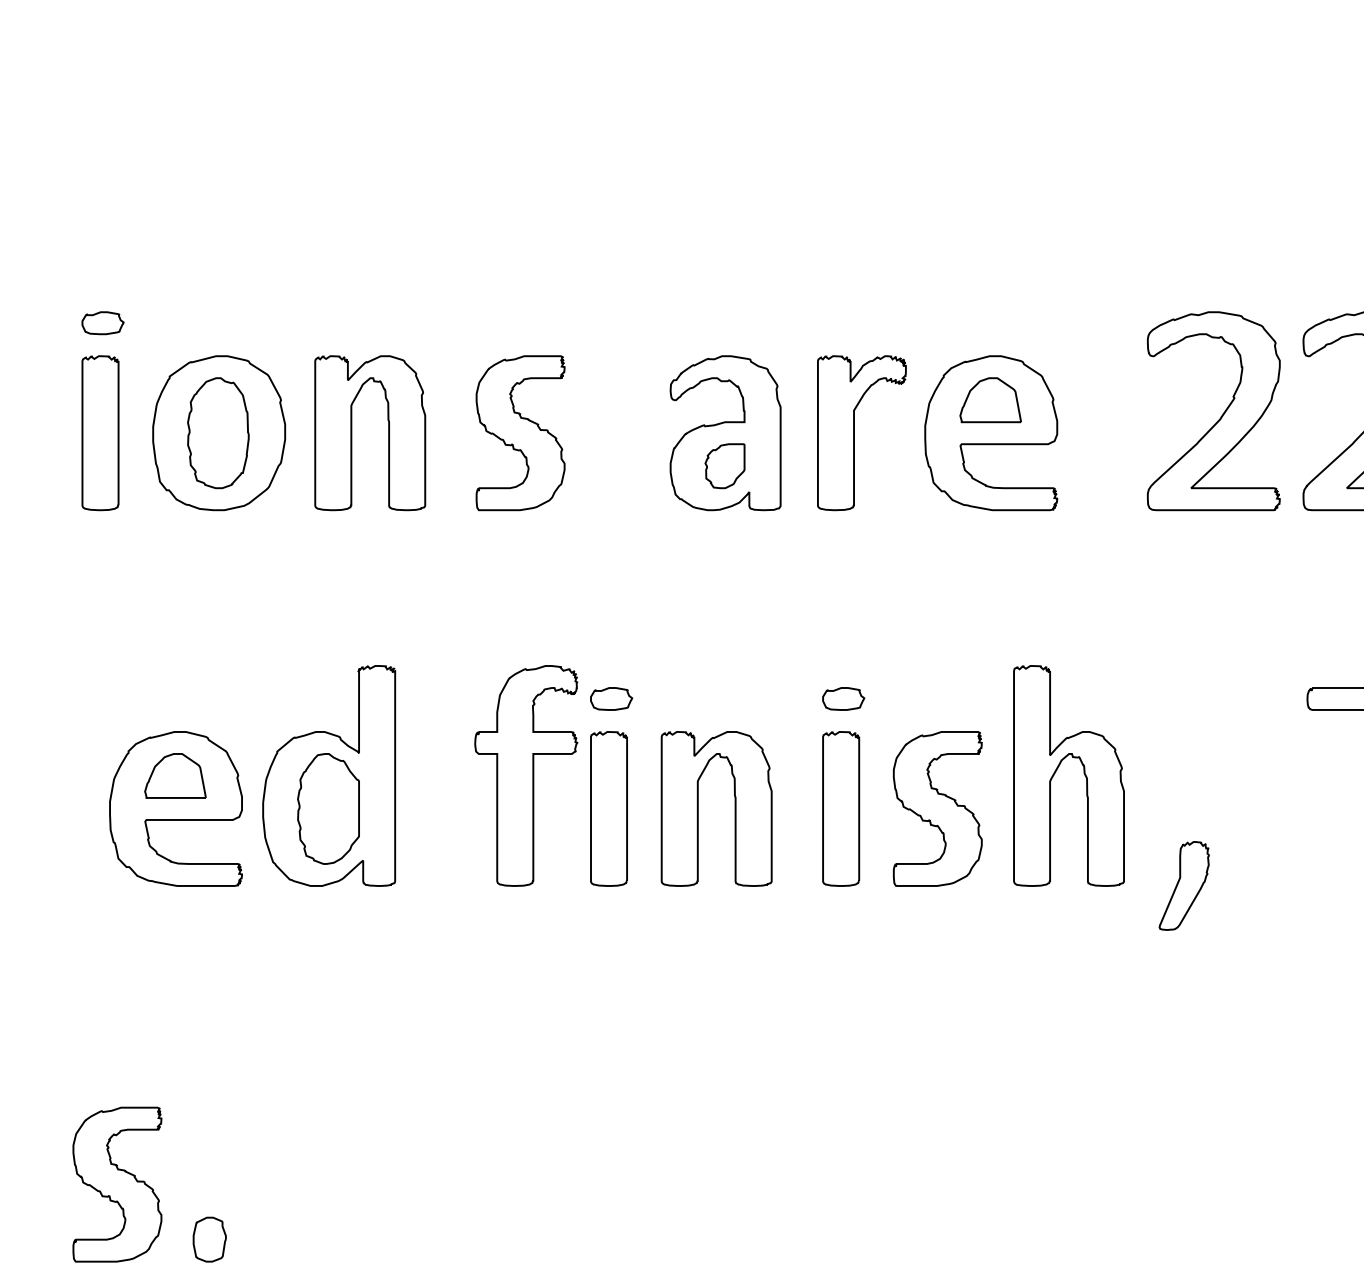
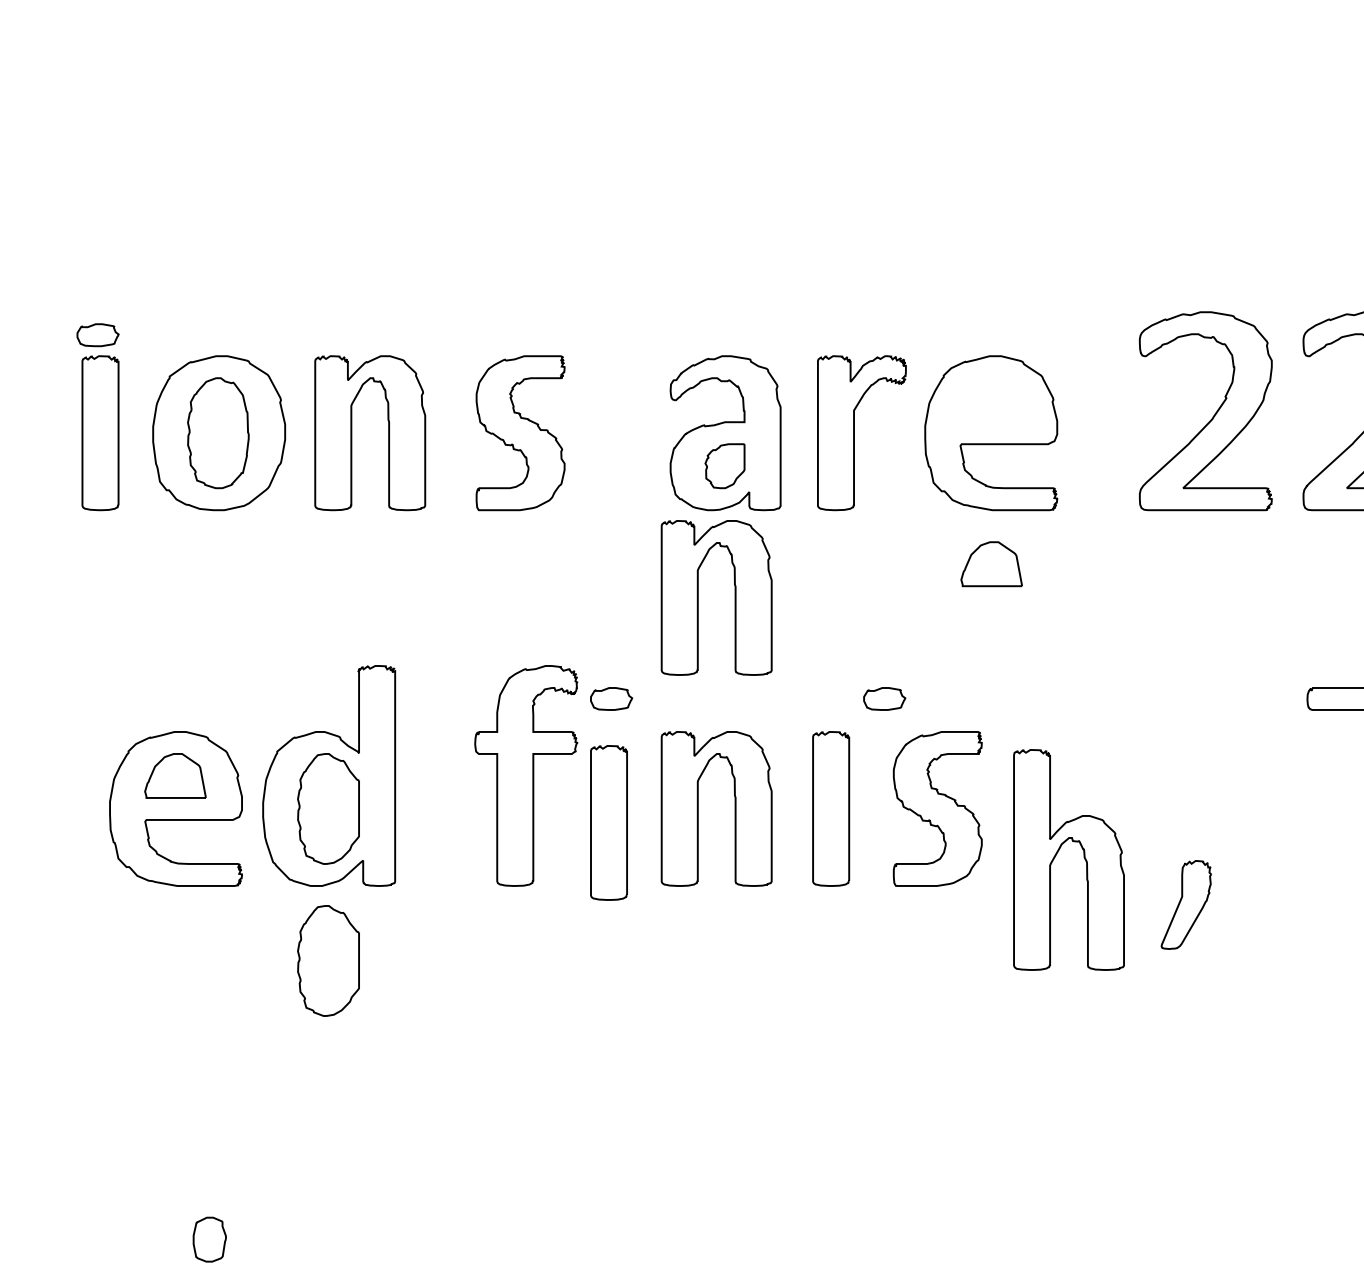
part position: (102, 323) -> (97, 335) (97, 335)
part position: (990, 400) -> (991, 564) (991, 564)
part position: (1220, 416) -> (1212, 416) (1212, 416)
part: none -> present (698, 597)
part position: (843, 698) -> (884, 698) (884, 698)
part position: (1057, 770) -> (1057, 854) (1057, 854)
part position: (608, 808) -> (608, 822) (608, 822)
part position: (841, 808) -> (831, 808) (831, 808)
part position: (1183, 885) -> (1185, 904) (1185, 904)
part: none -> present (328, 960)
part: present -> none (117, 1184)
